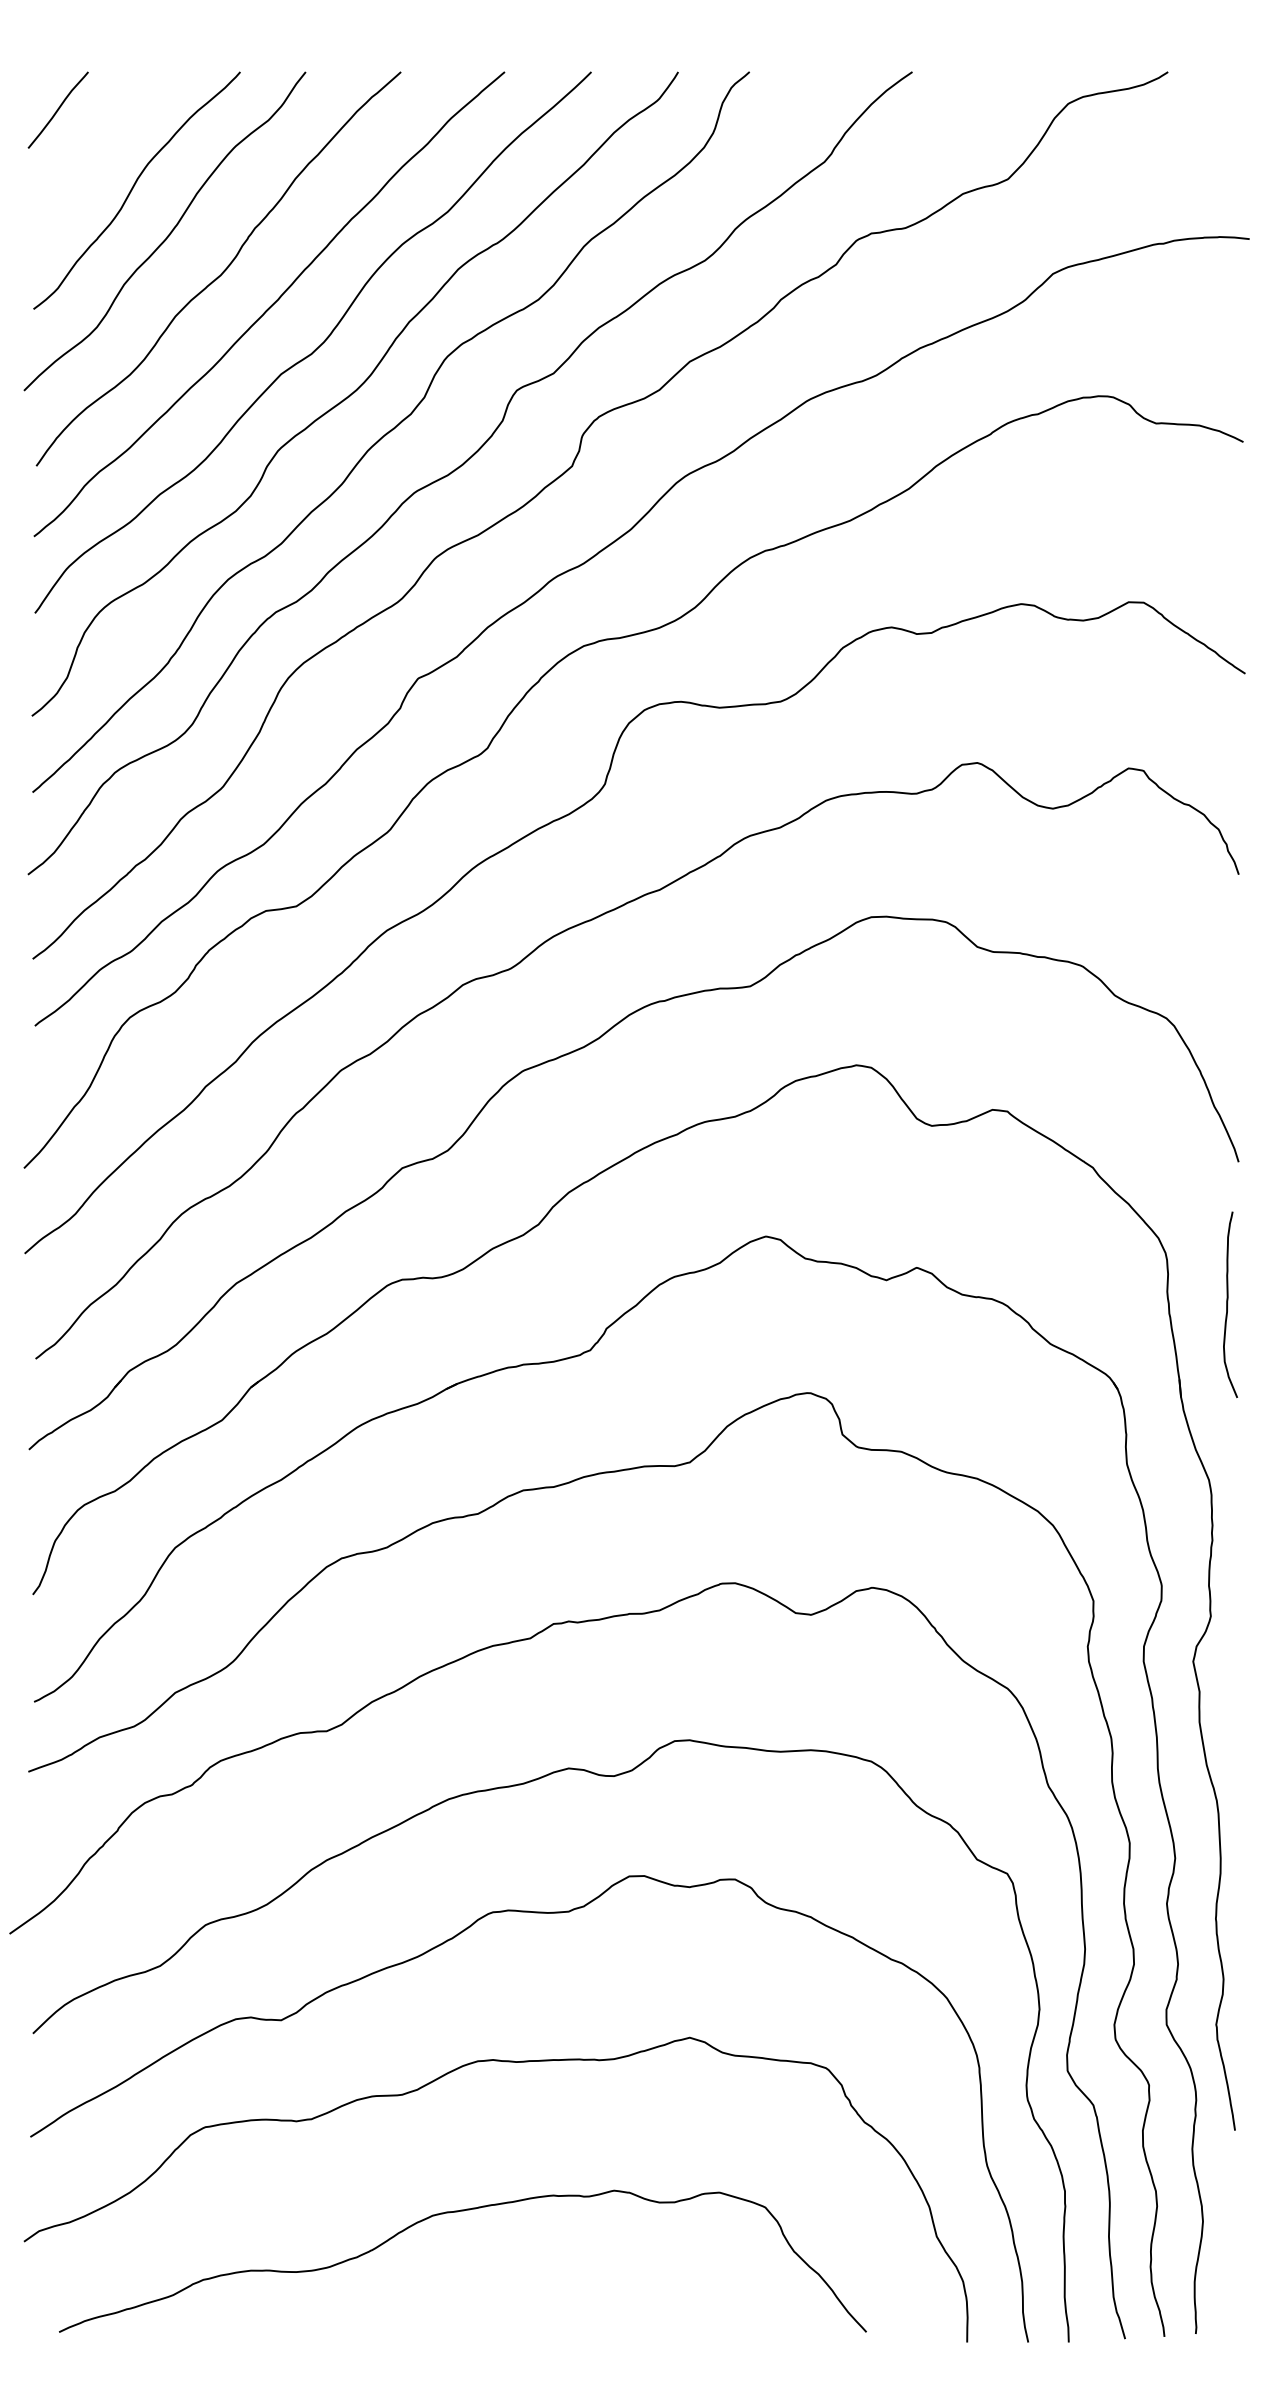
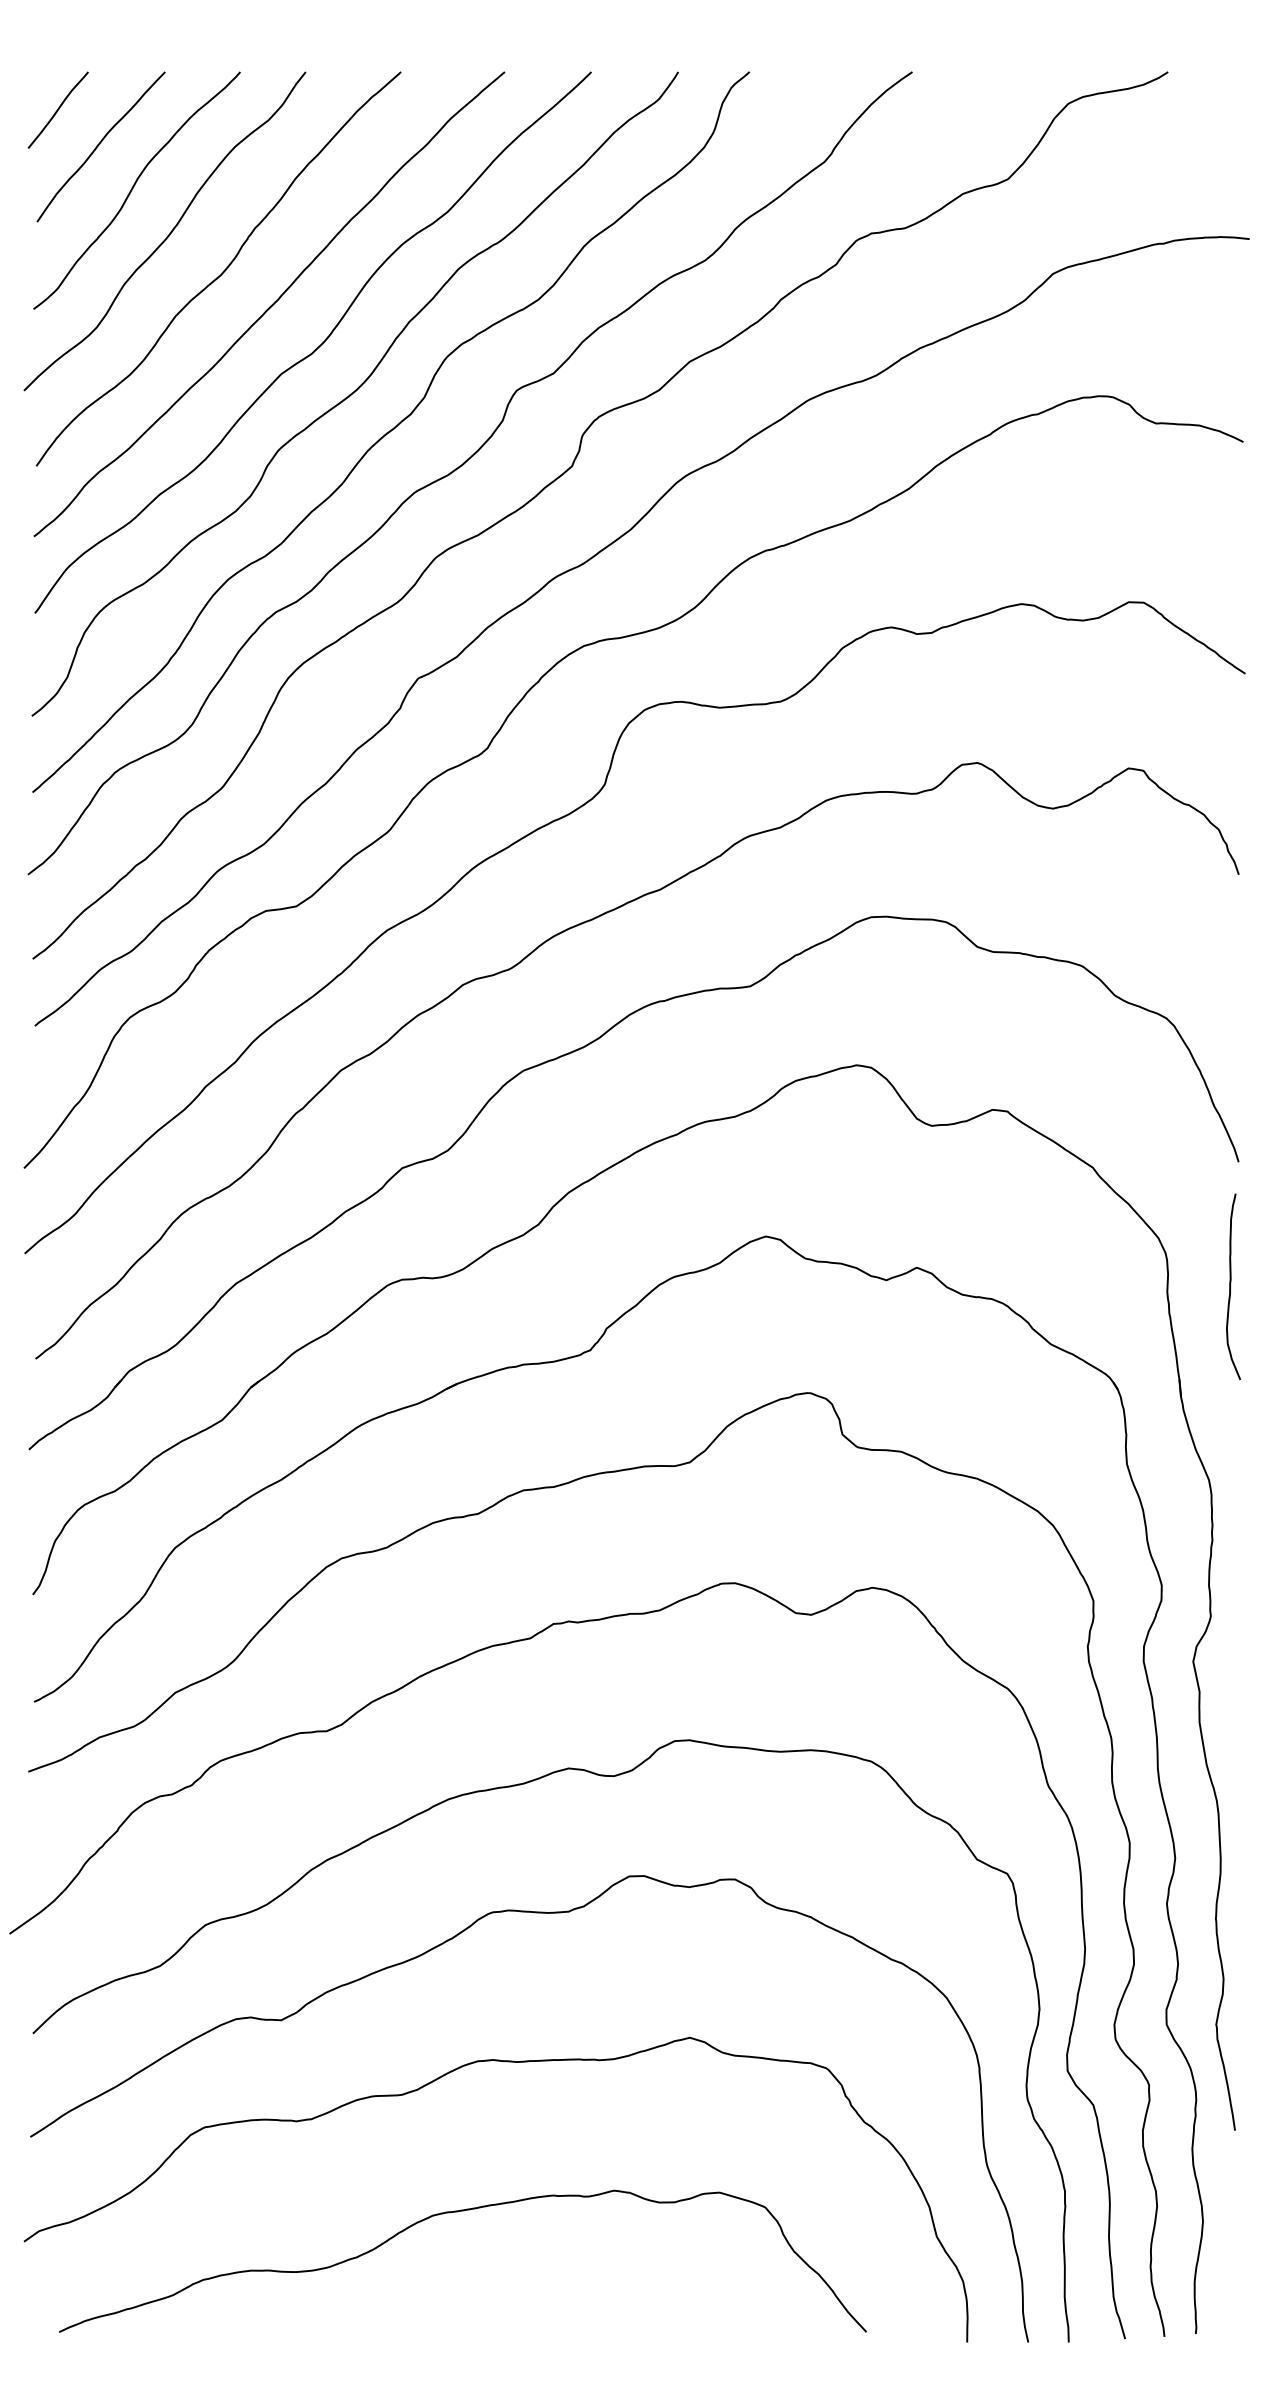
curve: none -> present (99, 145)
curve position: (1228, 1304) -> (1231, 1286) (1231, 1286)
